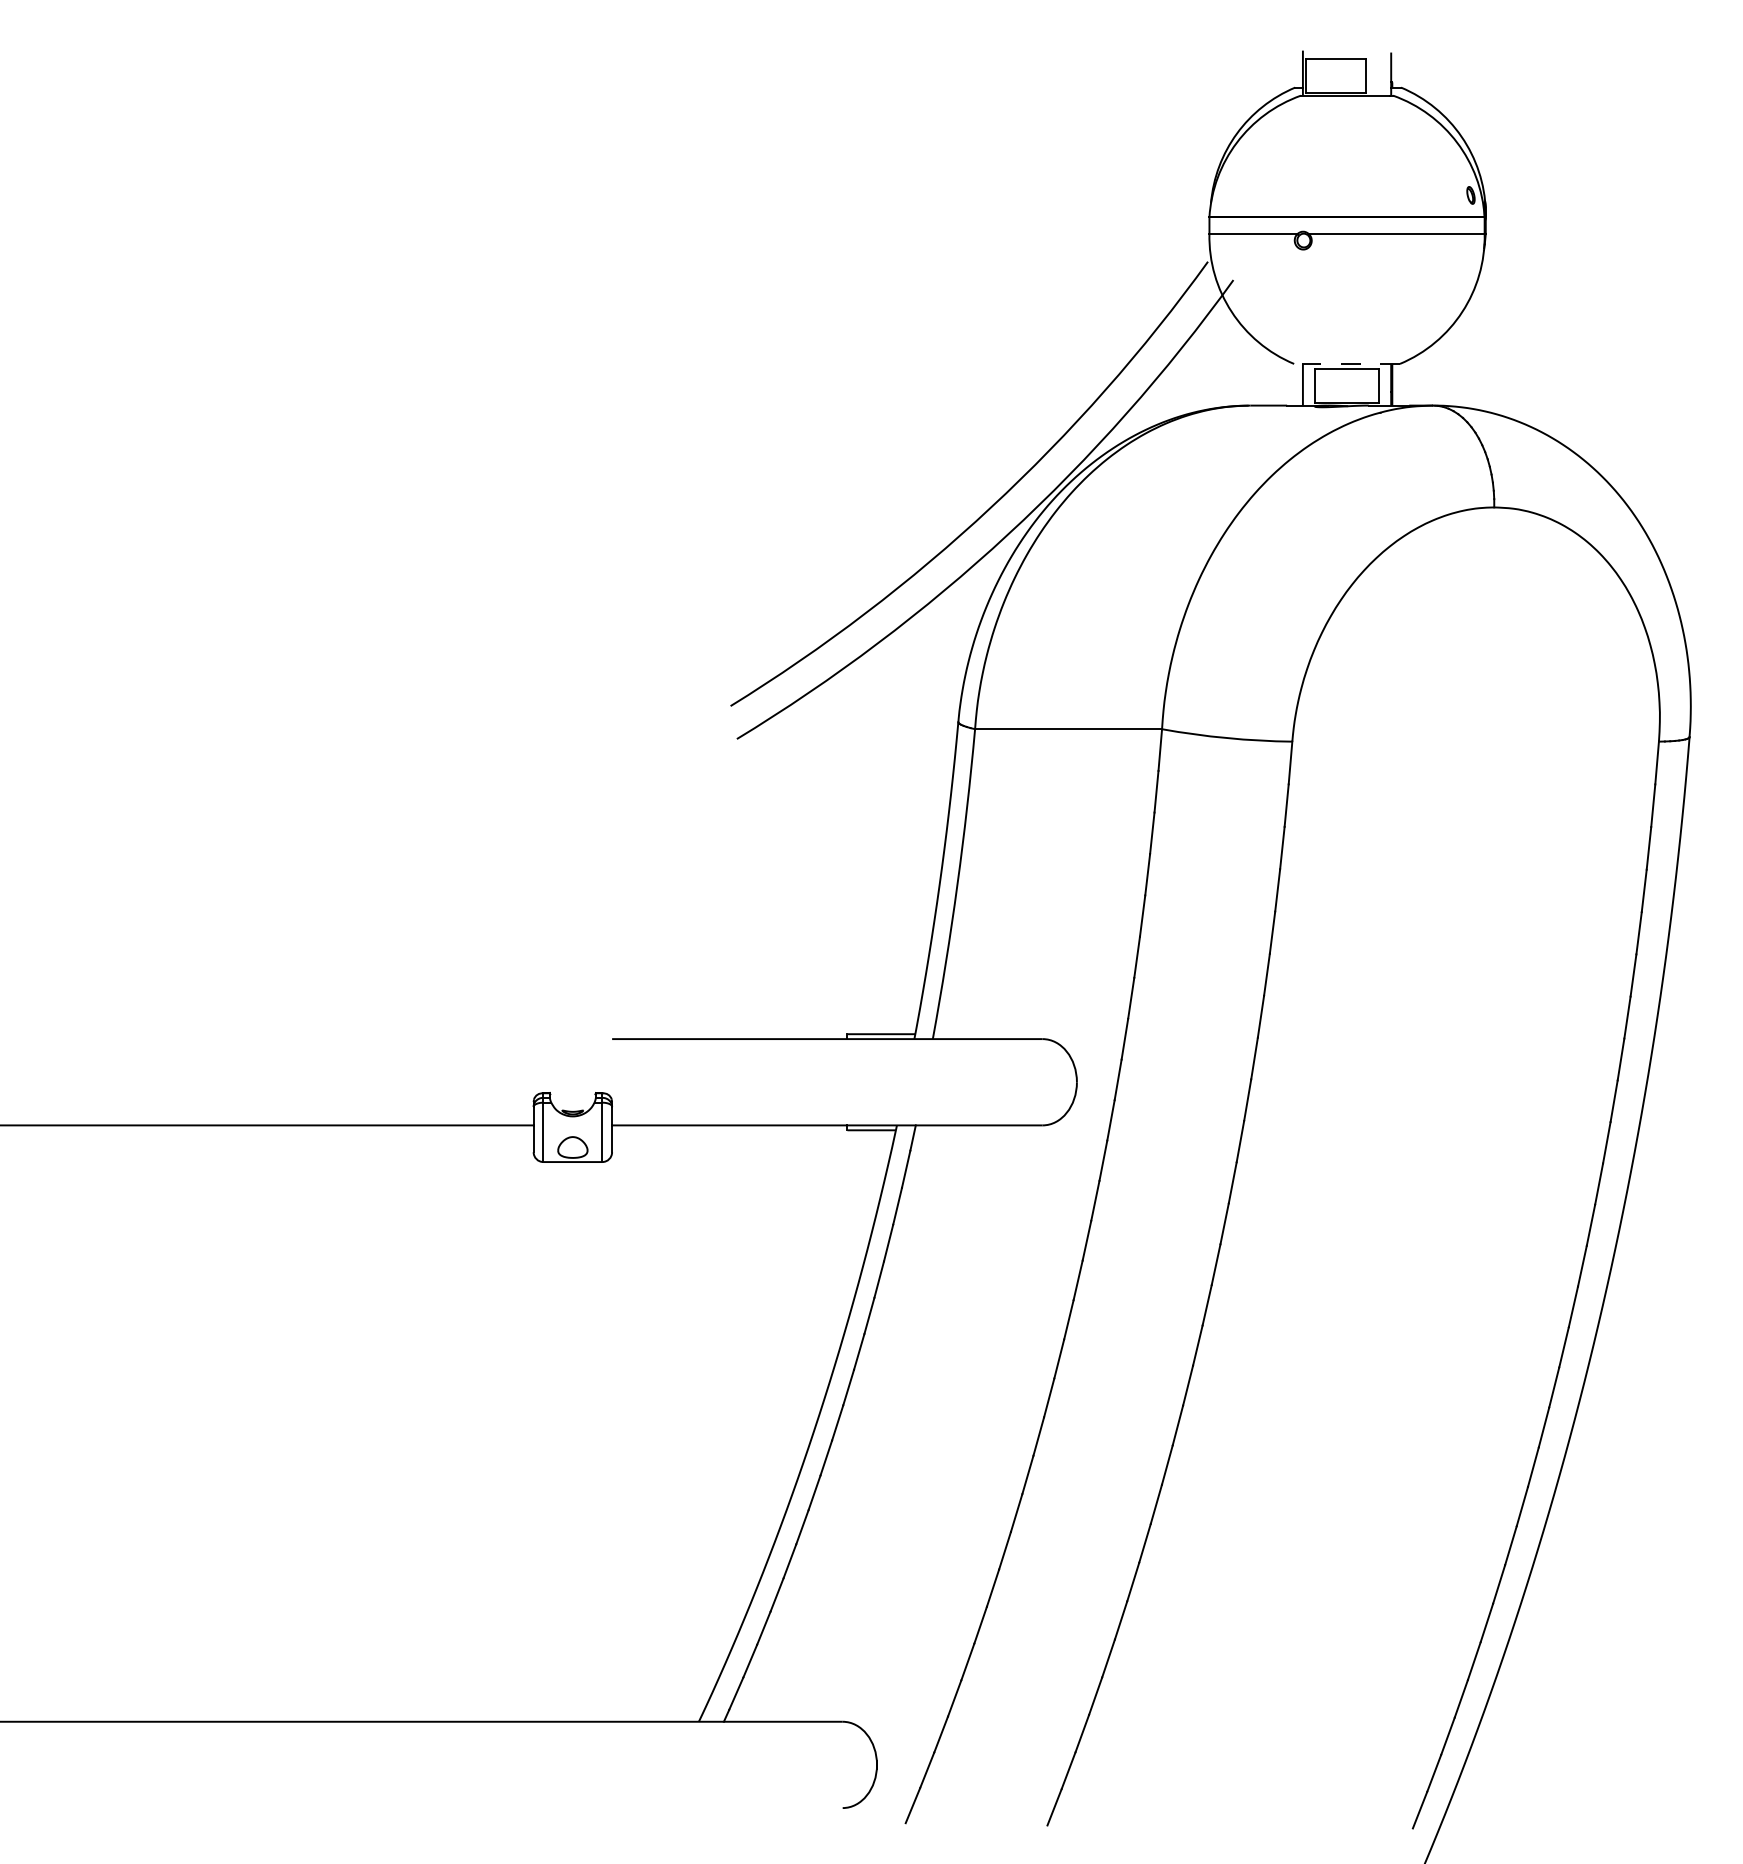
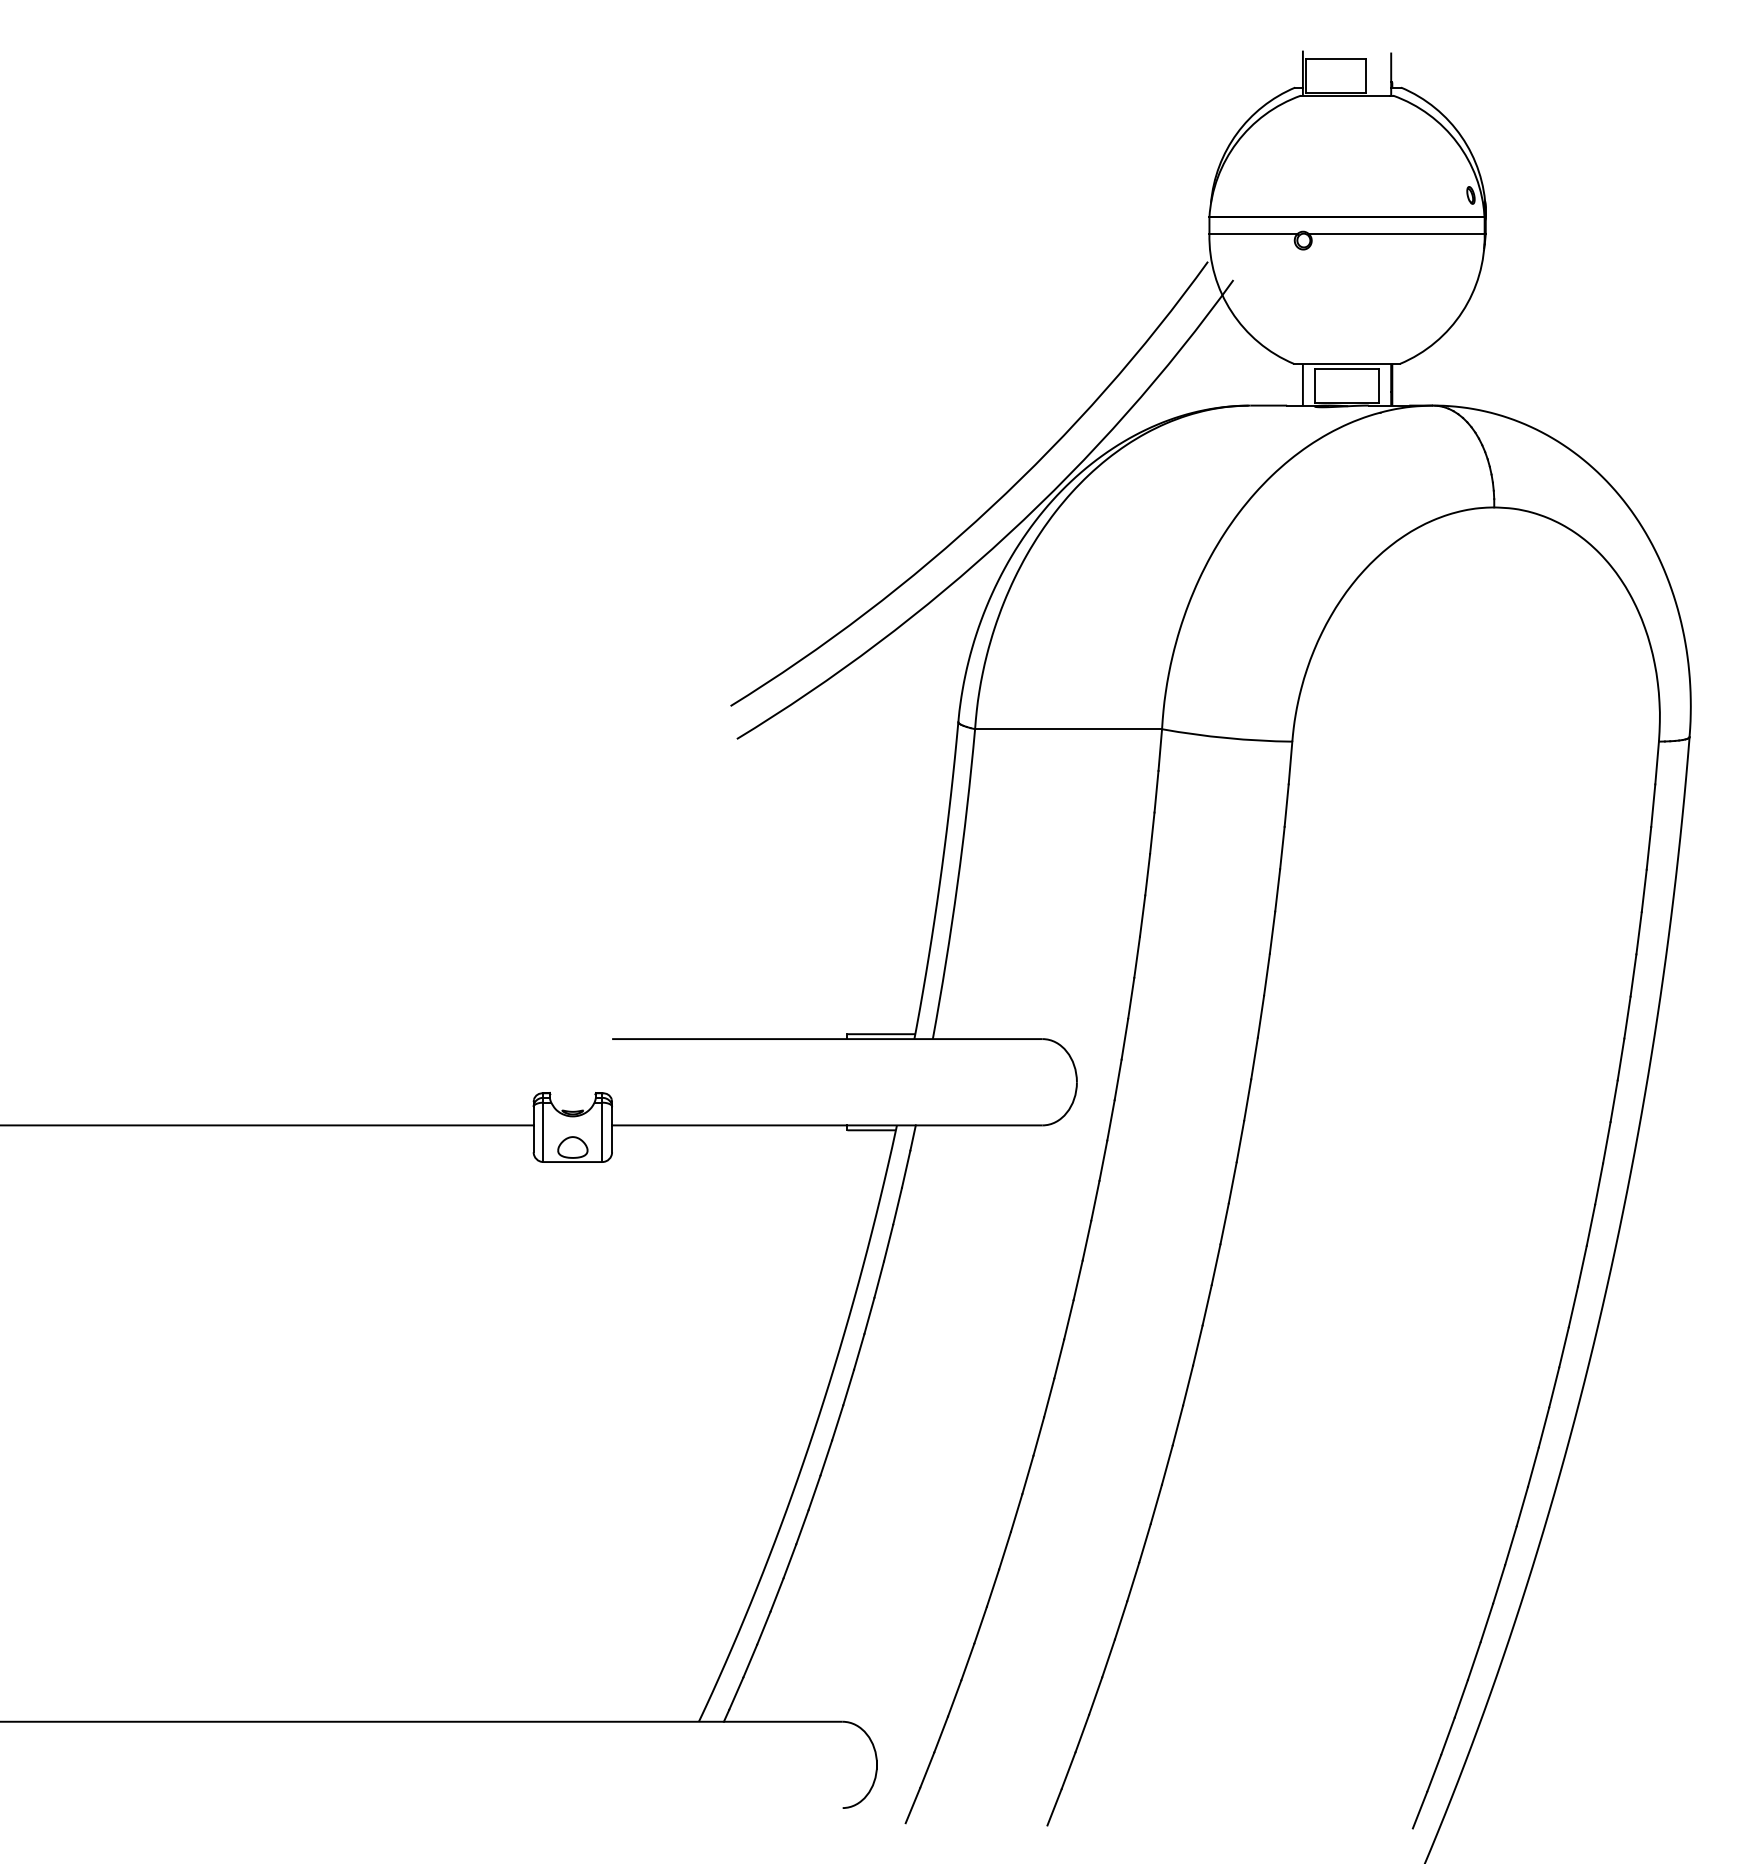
line: dashed -> solid (1347, 363)
